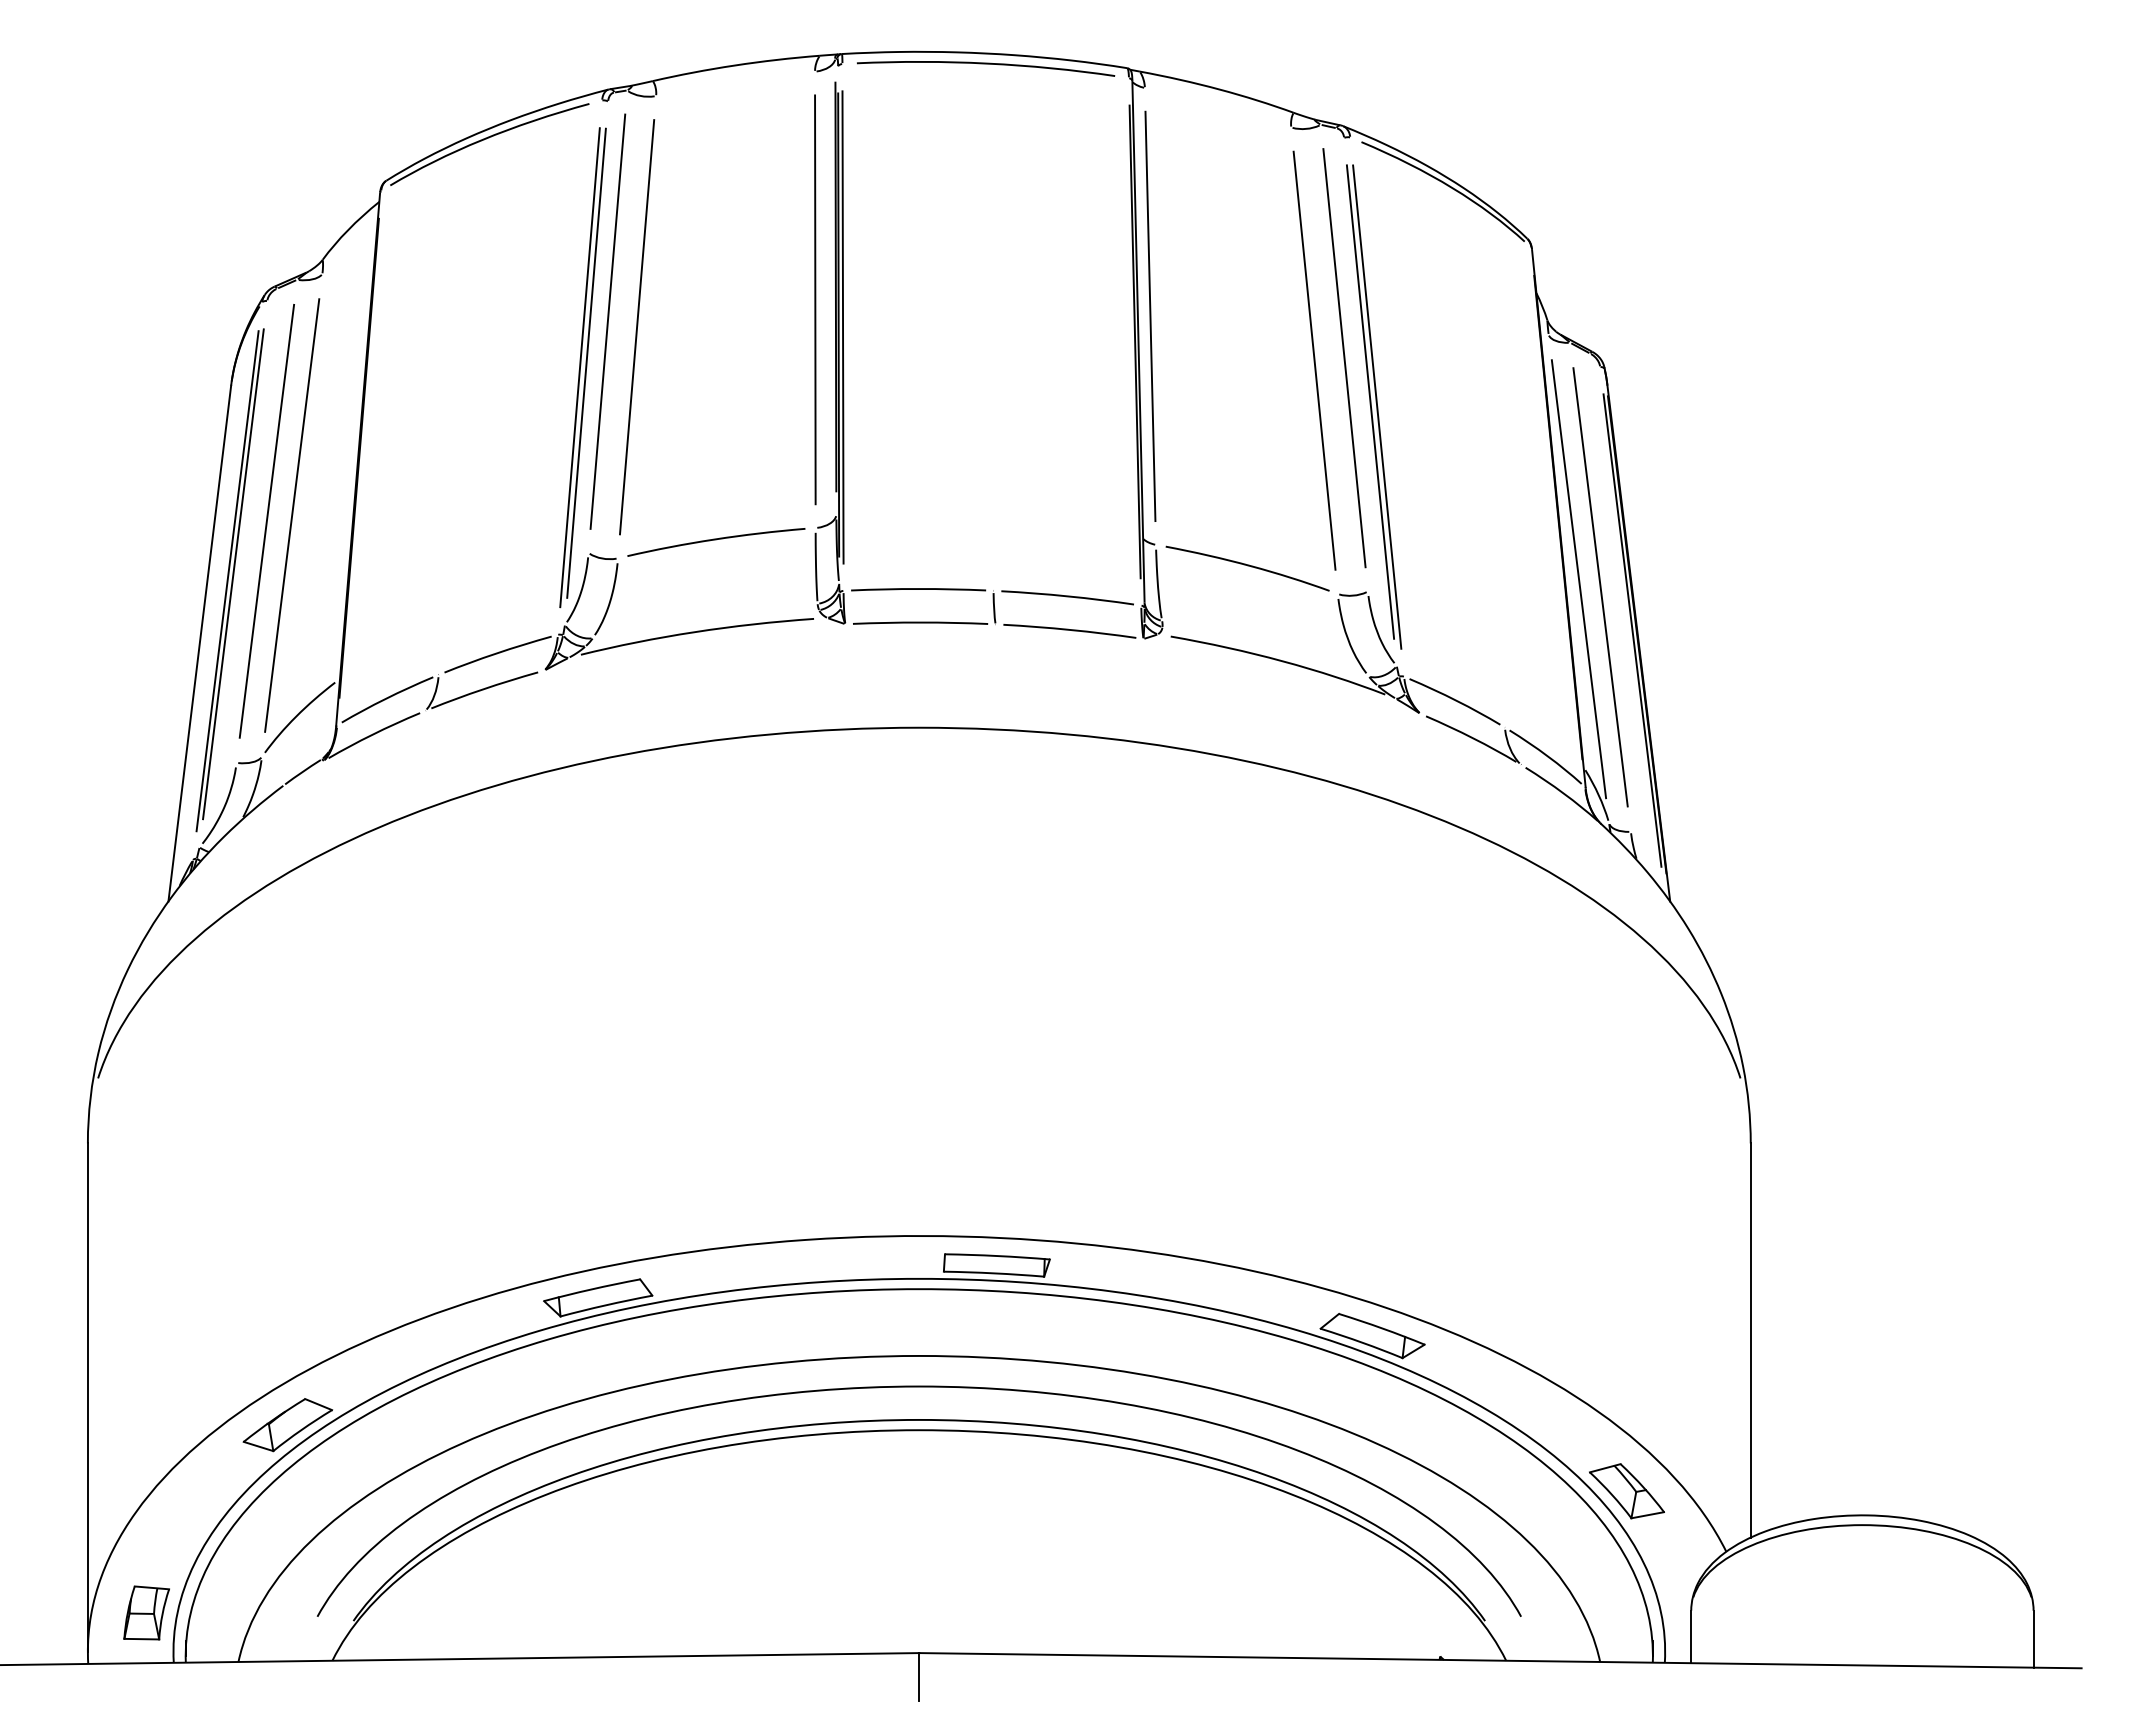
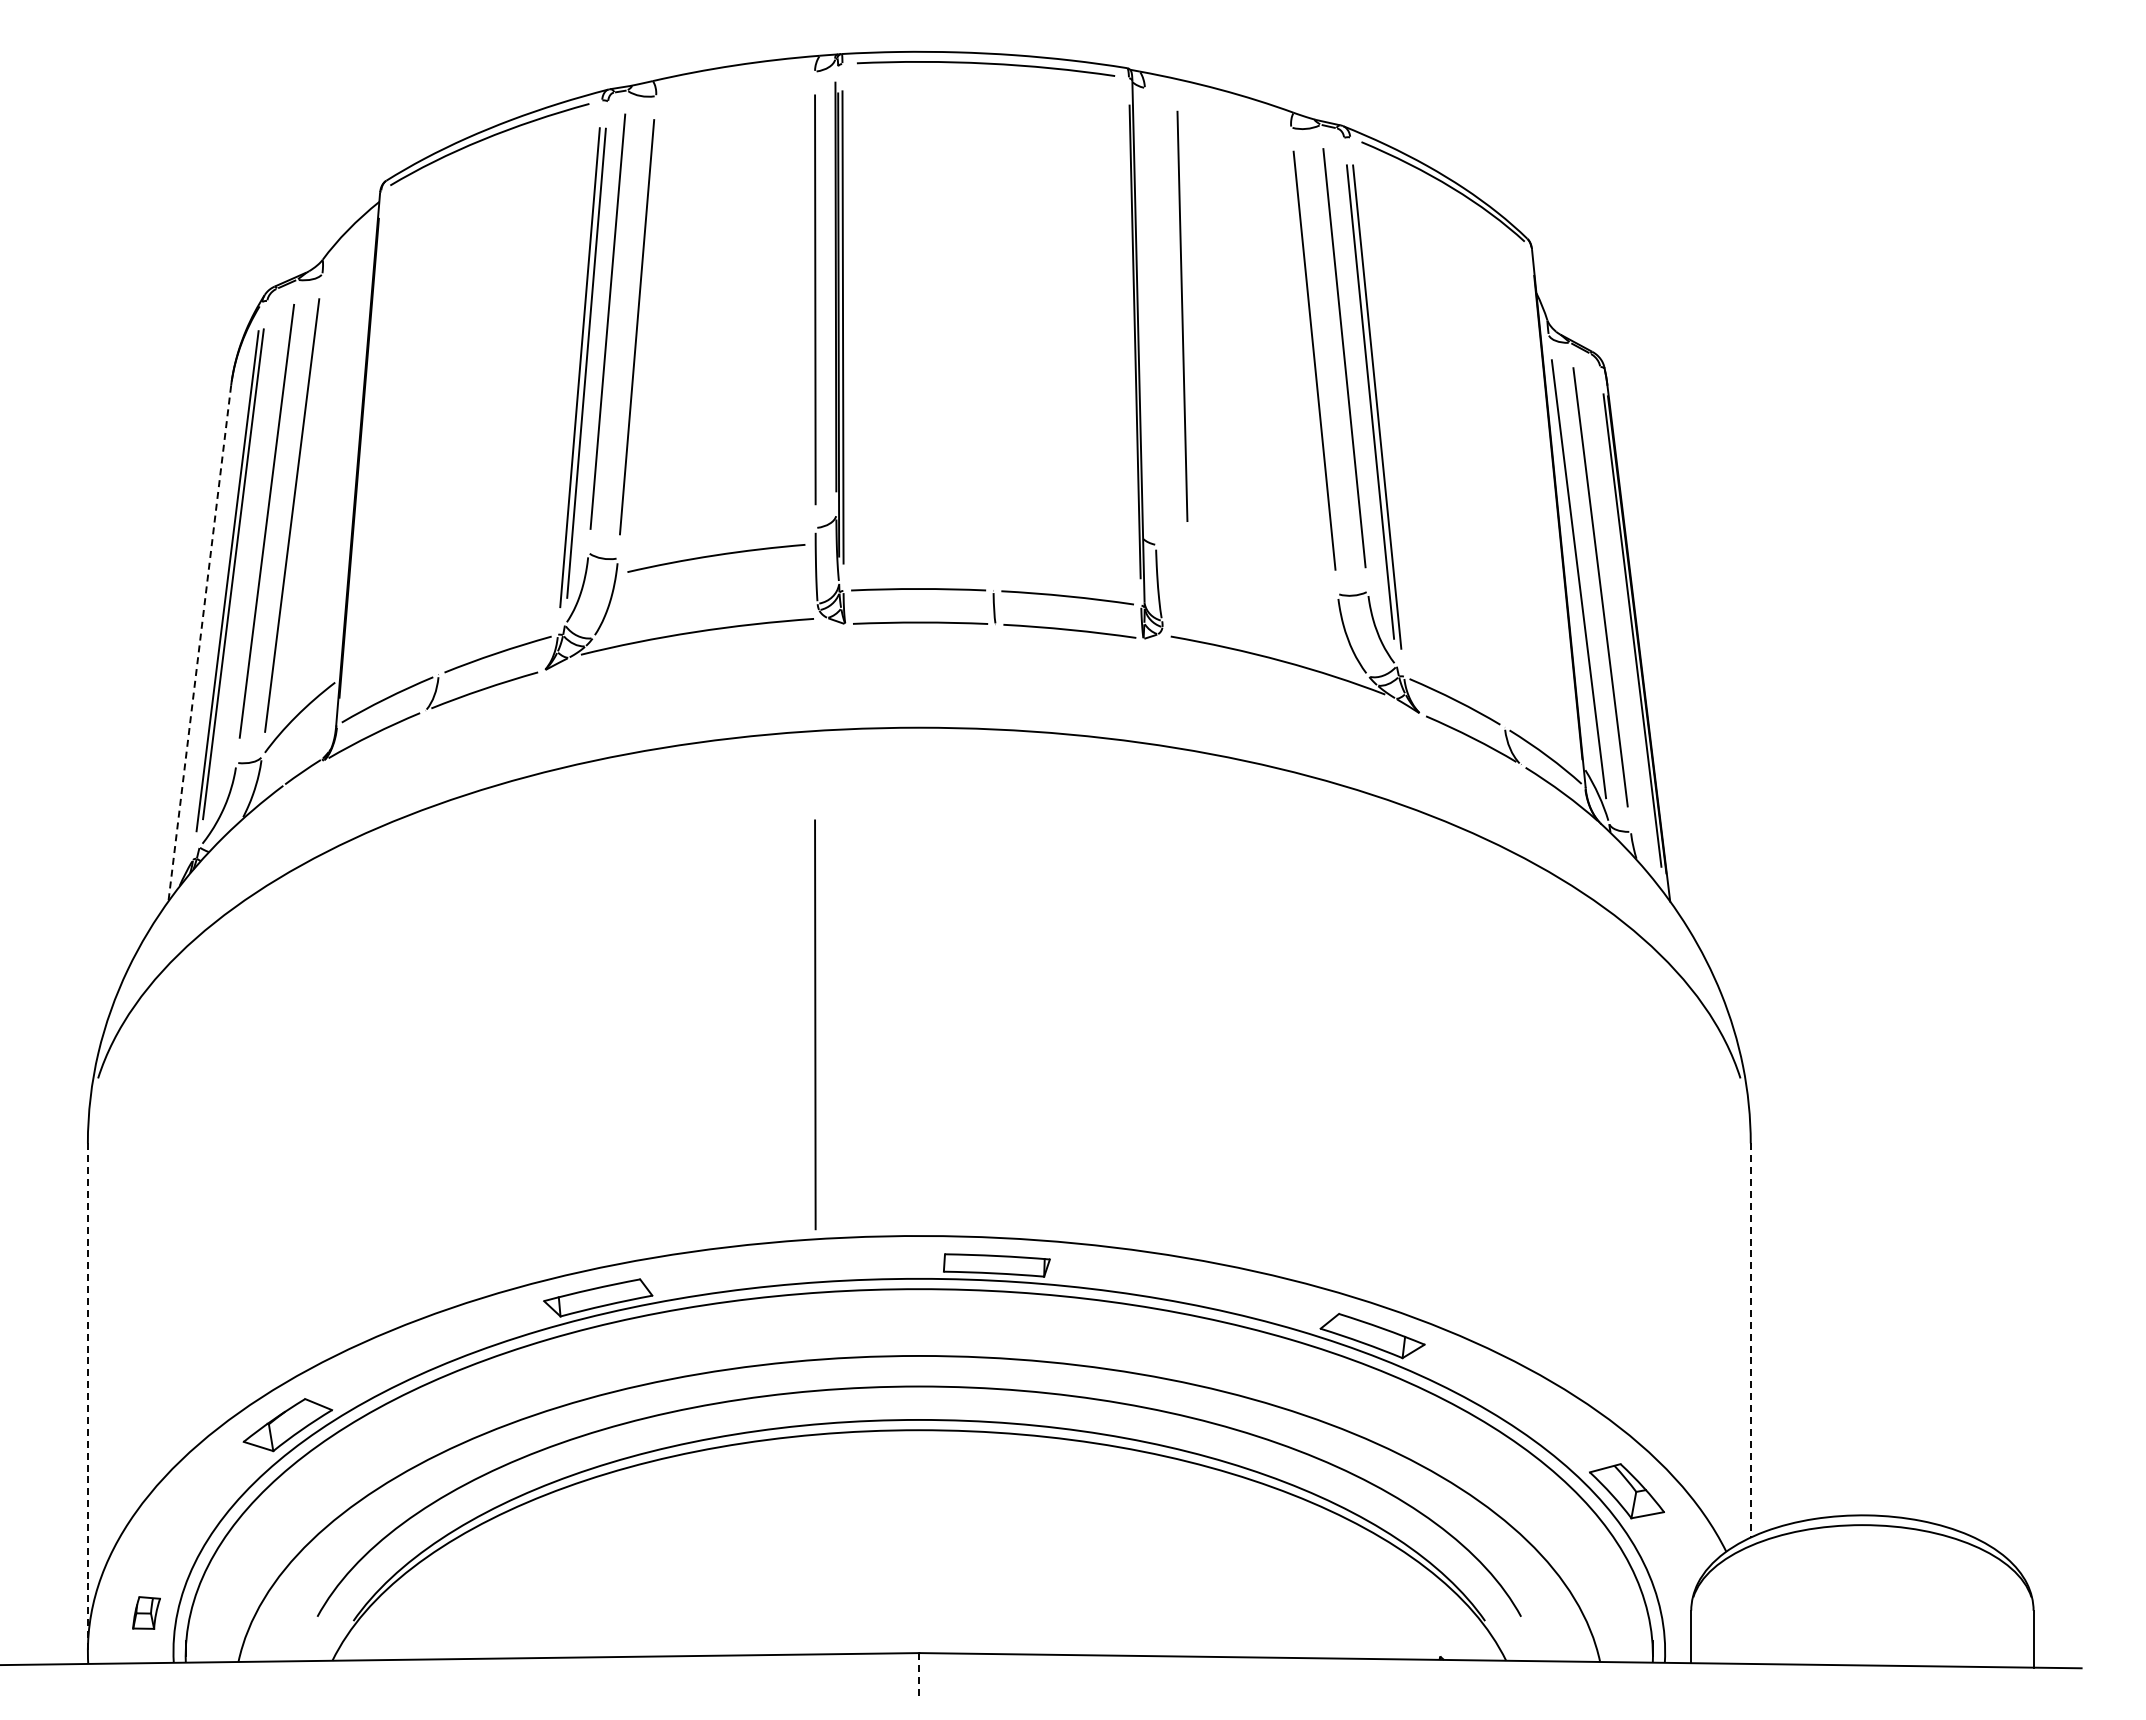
line position: (1150, 315) -> (1182, 315) (1182, 315)
curve position: (716, 540) -> (716, 556) (716, 556)
curve: present -> none (1247, 566)
line: solid -> dashed (199, 643)
line: none -> present (815, 1024)
line: solid -> dashed (1750, 1341)
line: solid -> dashed (87, 1398)
part size: 47x56 px -> 29x34 px (146, 1612)
line: solid -> dashed (919, 1676)
